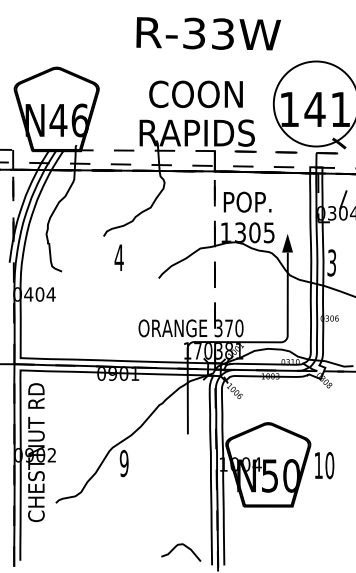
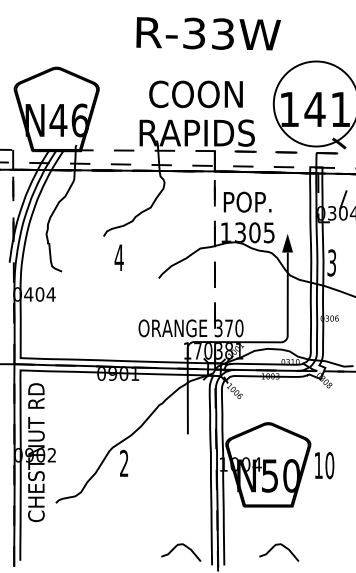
text: 9 -> 2 (123, 463)
curve: none -> present (283, 547)
